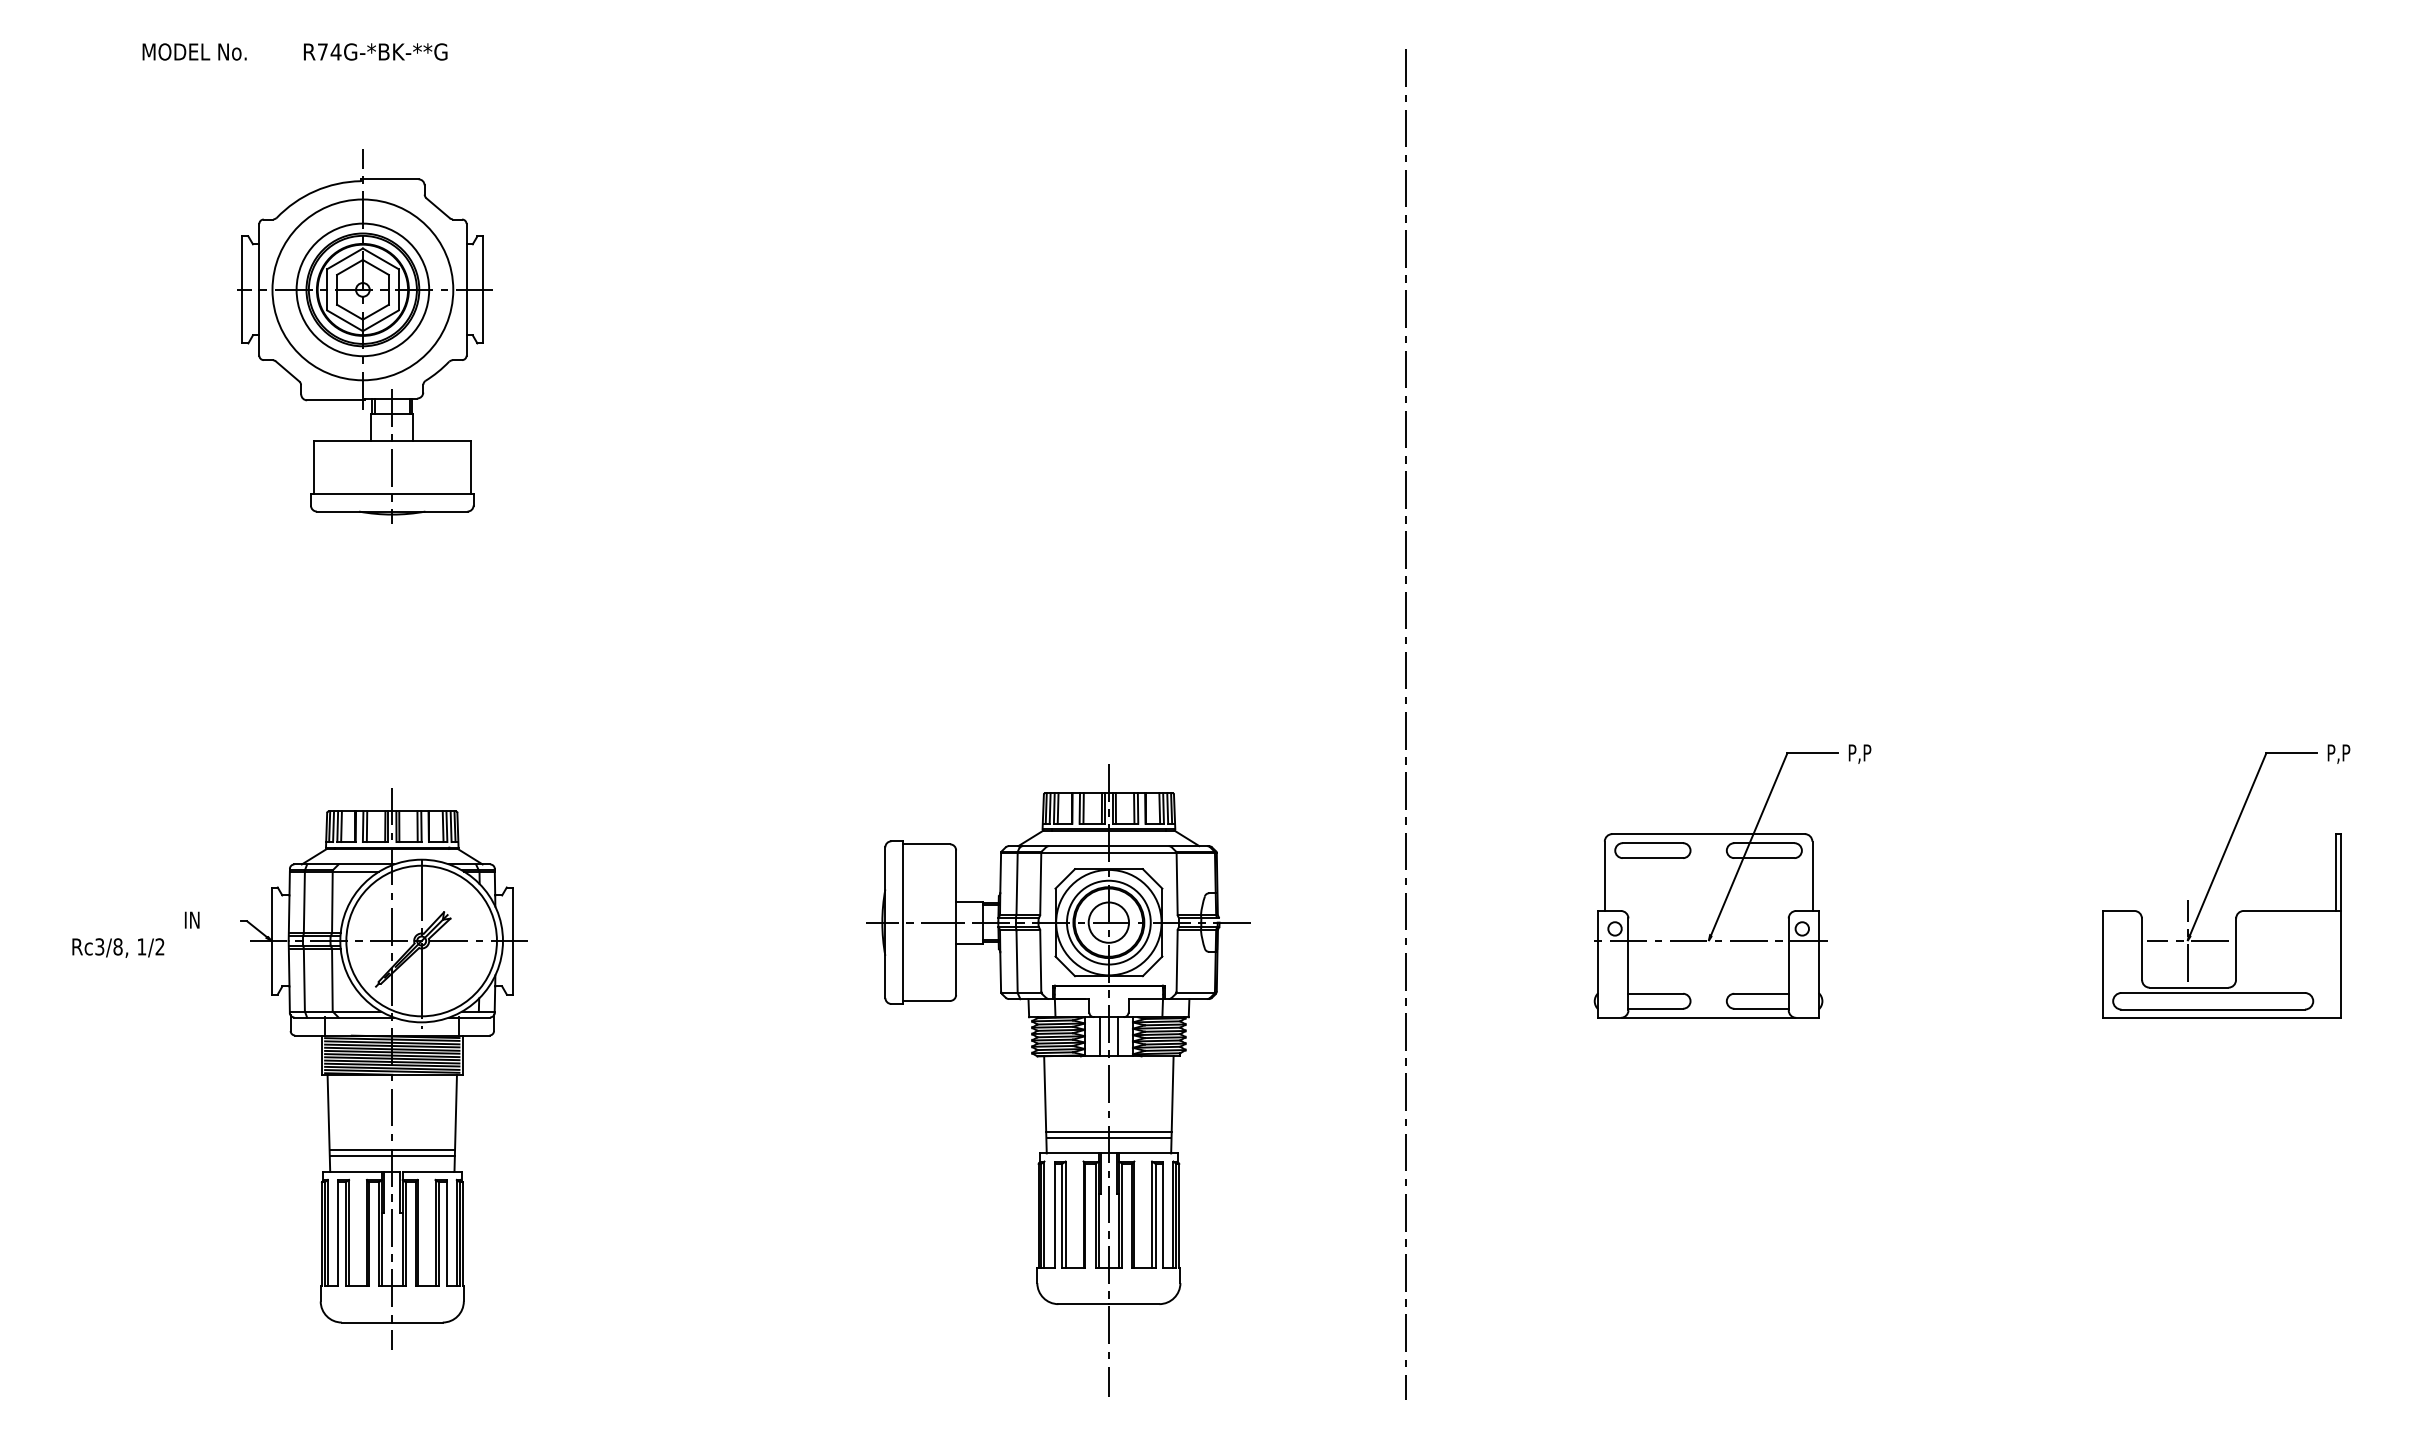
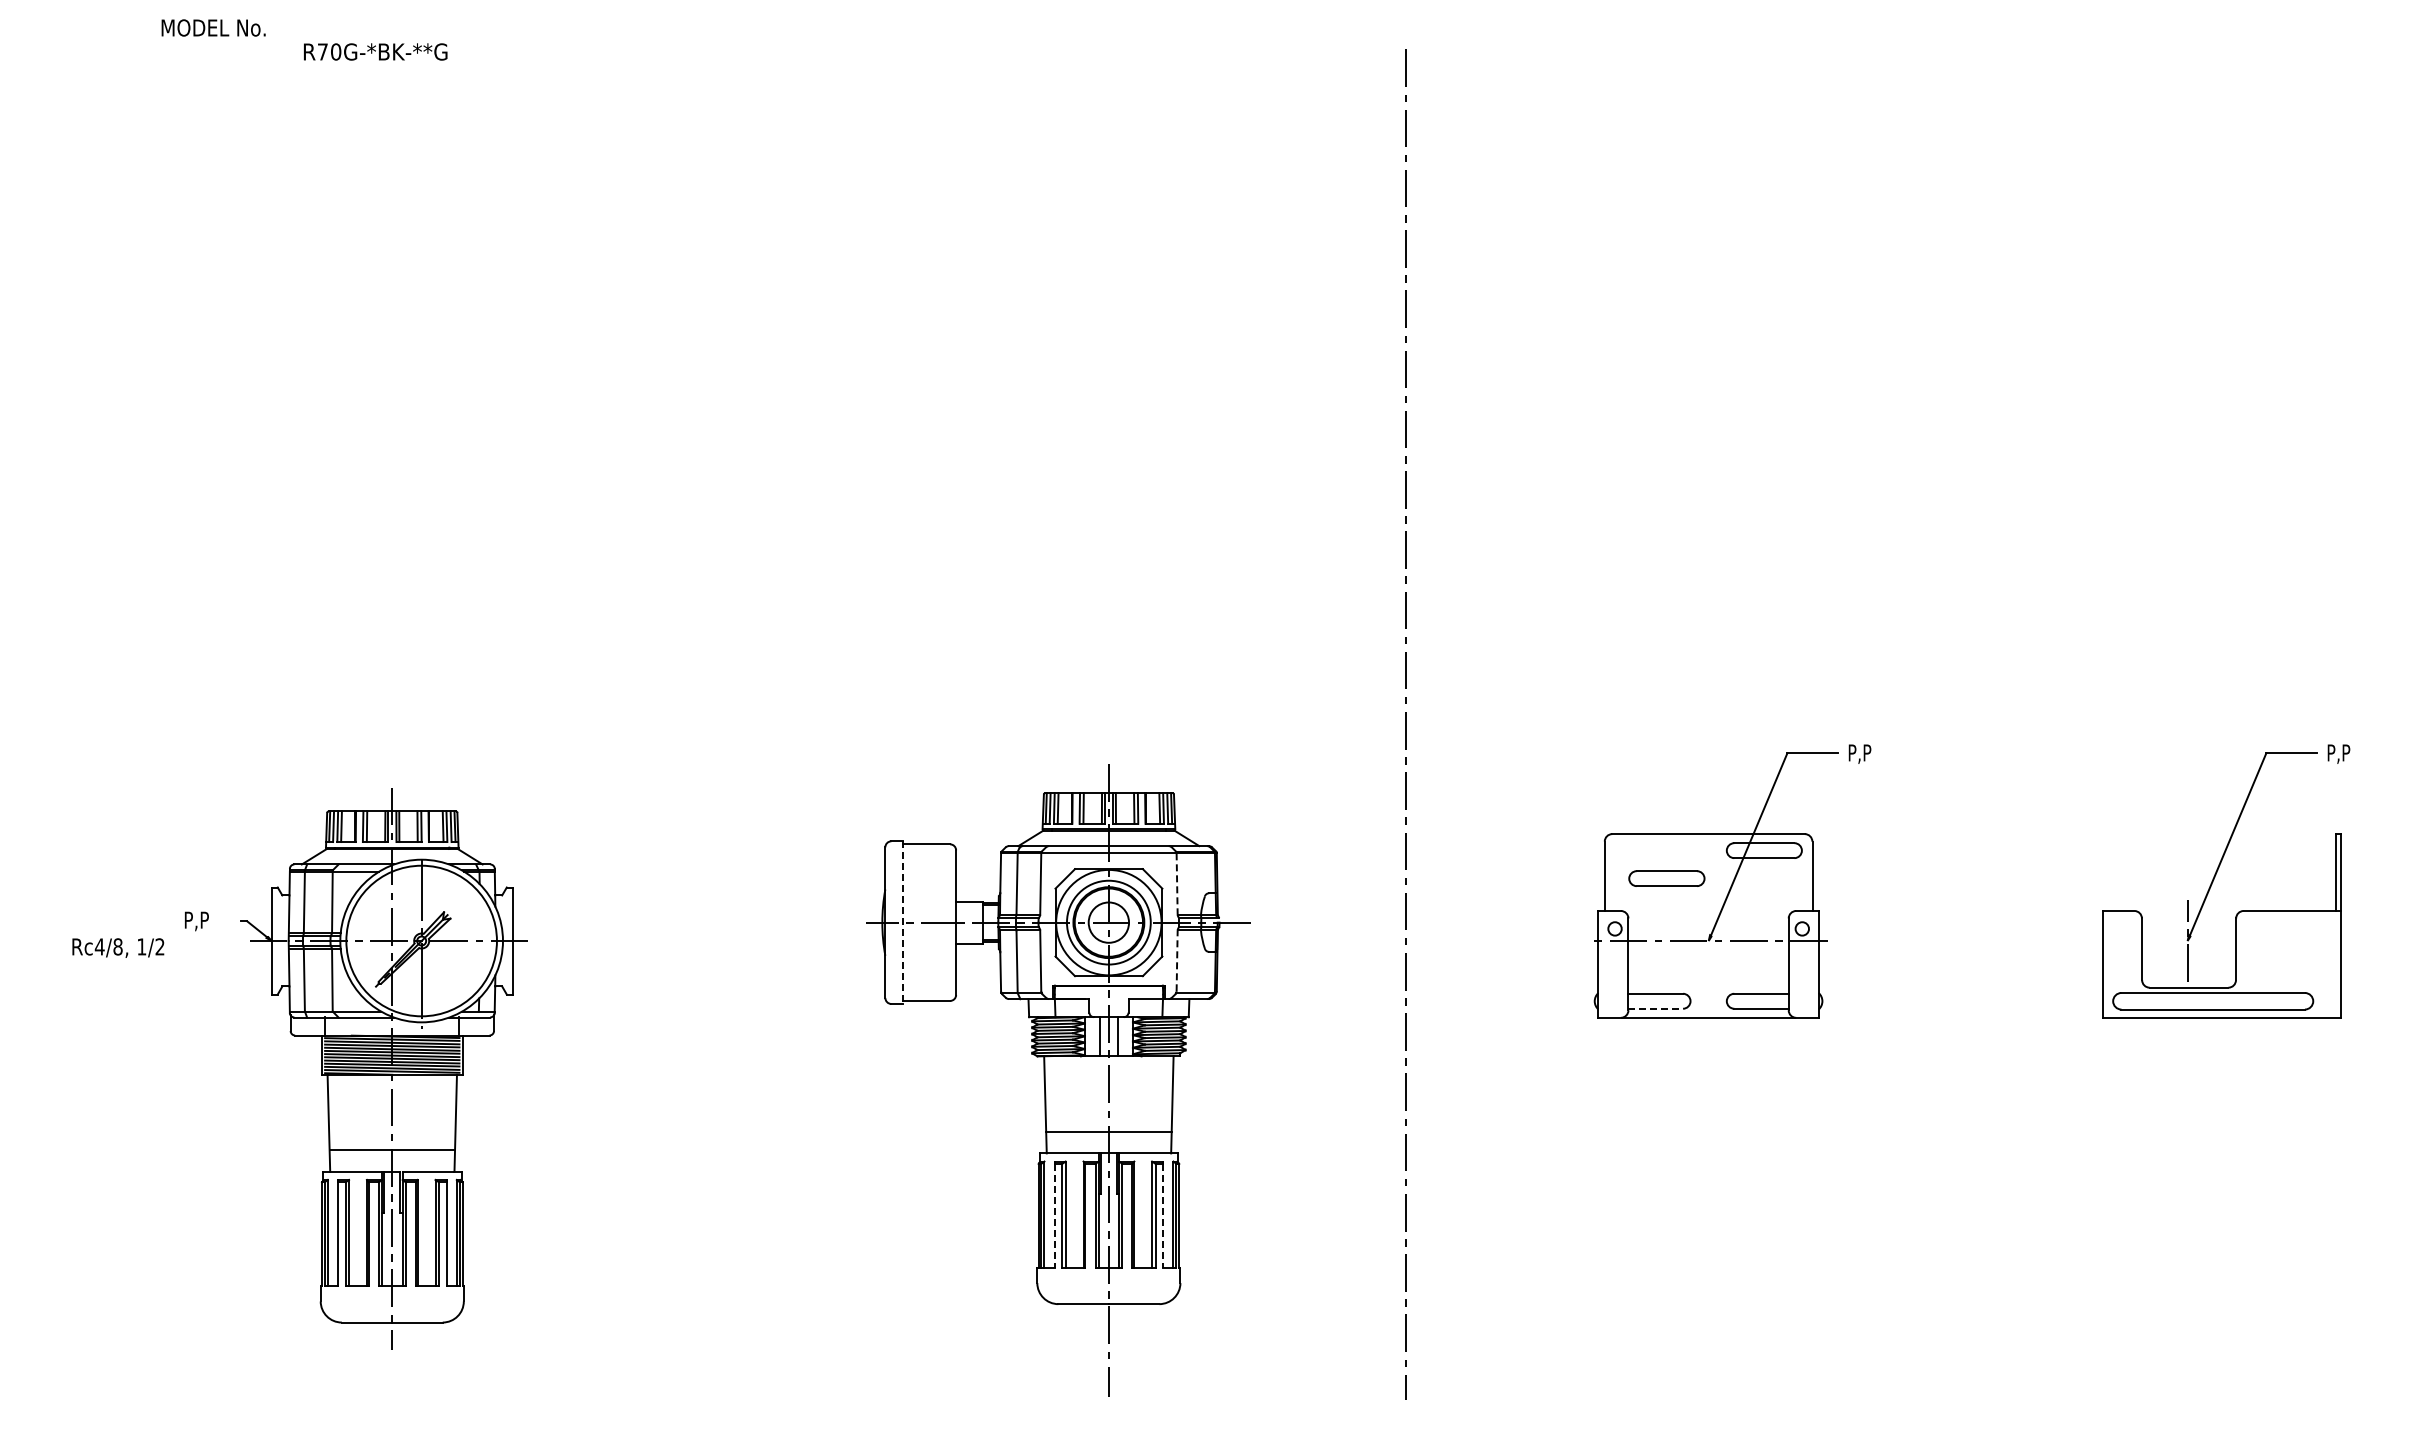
text position: (194, 51) -> (213, 27) (213, 27)
text: R74G-*BK-**G -> R70G-*BK-**G (335, 51)
part: present -> none (364, 336)
part position: (1652, 850) -> (1666, 878) (1666, 878)
line: solid -> dashed (1177, 884)
text: IN -> P,P (197, 921)
line: solid -> dashed (903, 923)
line: present -> none (2187, 941)
text: Rc3/8, -> Rc4/8, (99, 946)
line: solid -> dashed (1177, 960)
line: solid -> dashed (1656, 1008)
line: present -> none (1109, 1138)
line: present -> none (392, 1156)
line: solid -> dashed (1054, 1215)
line: solid -> dashed (1163, 1215)
